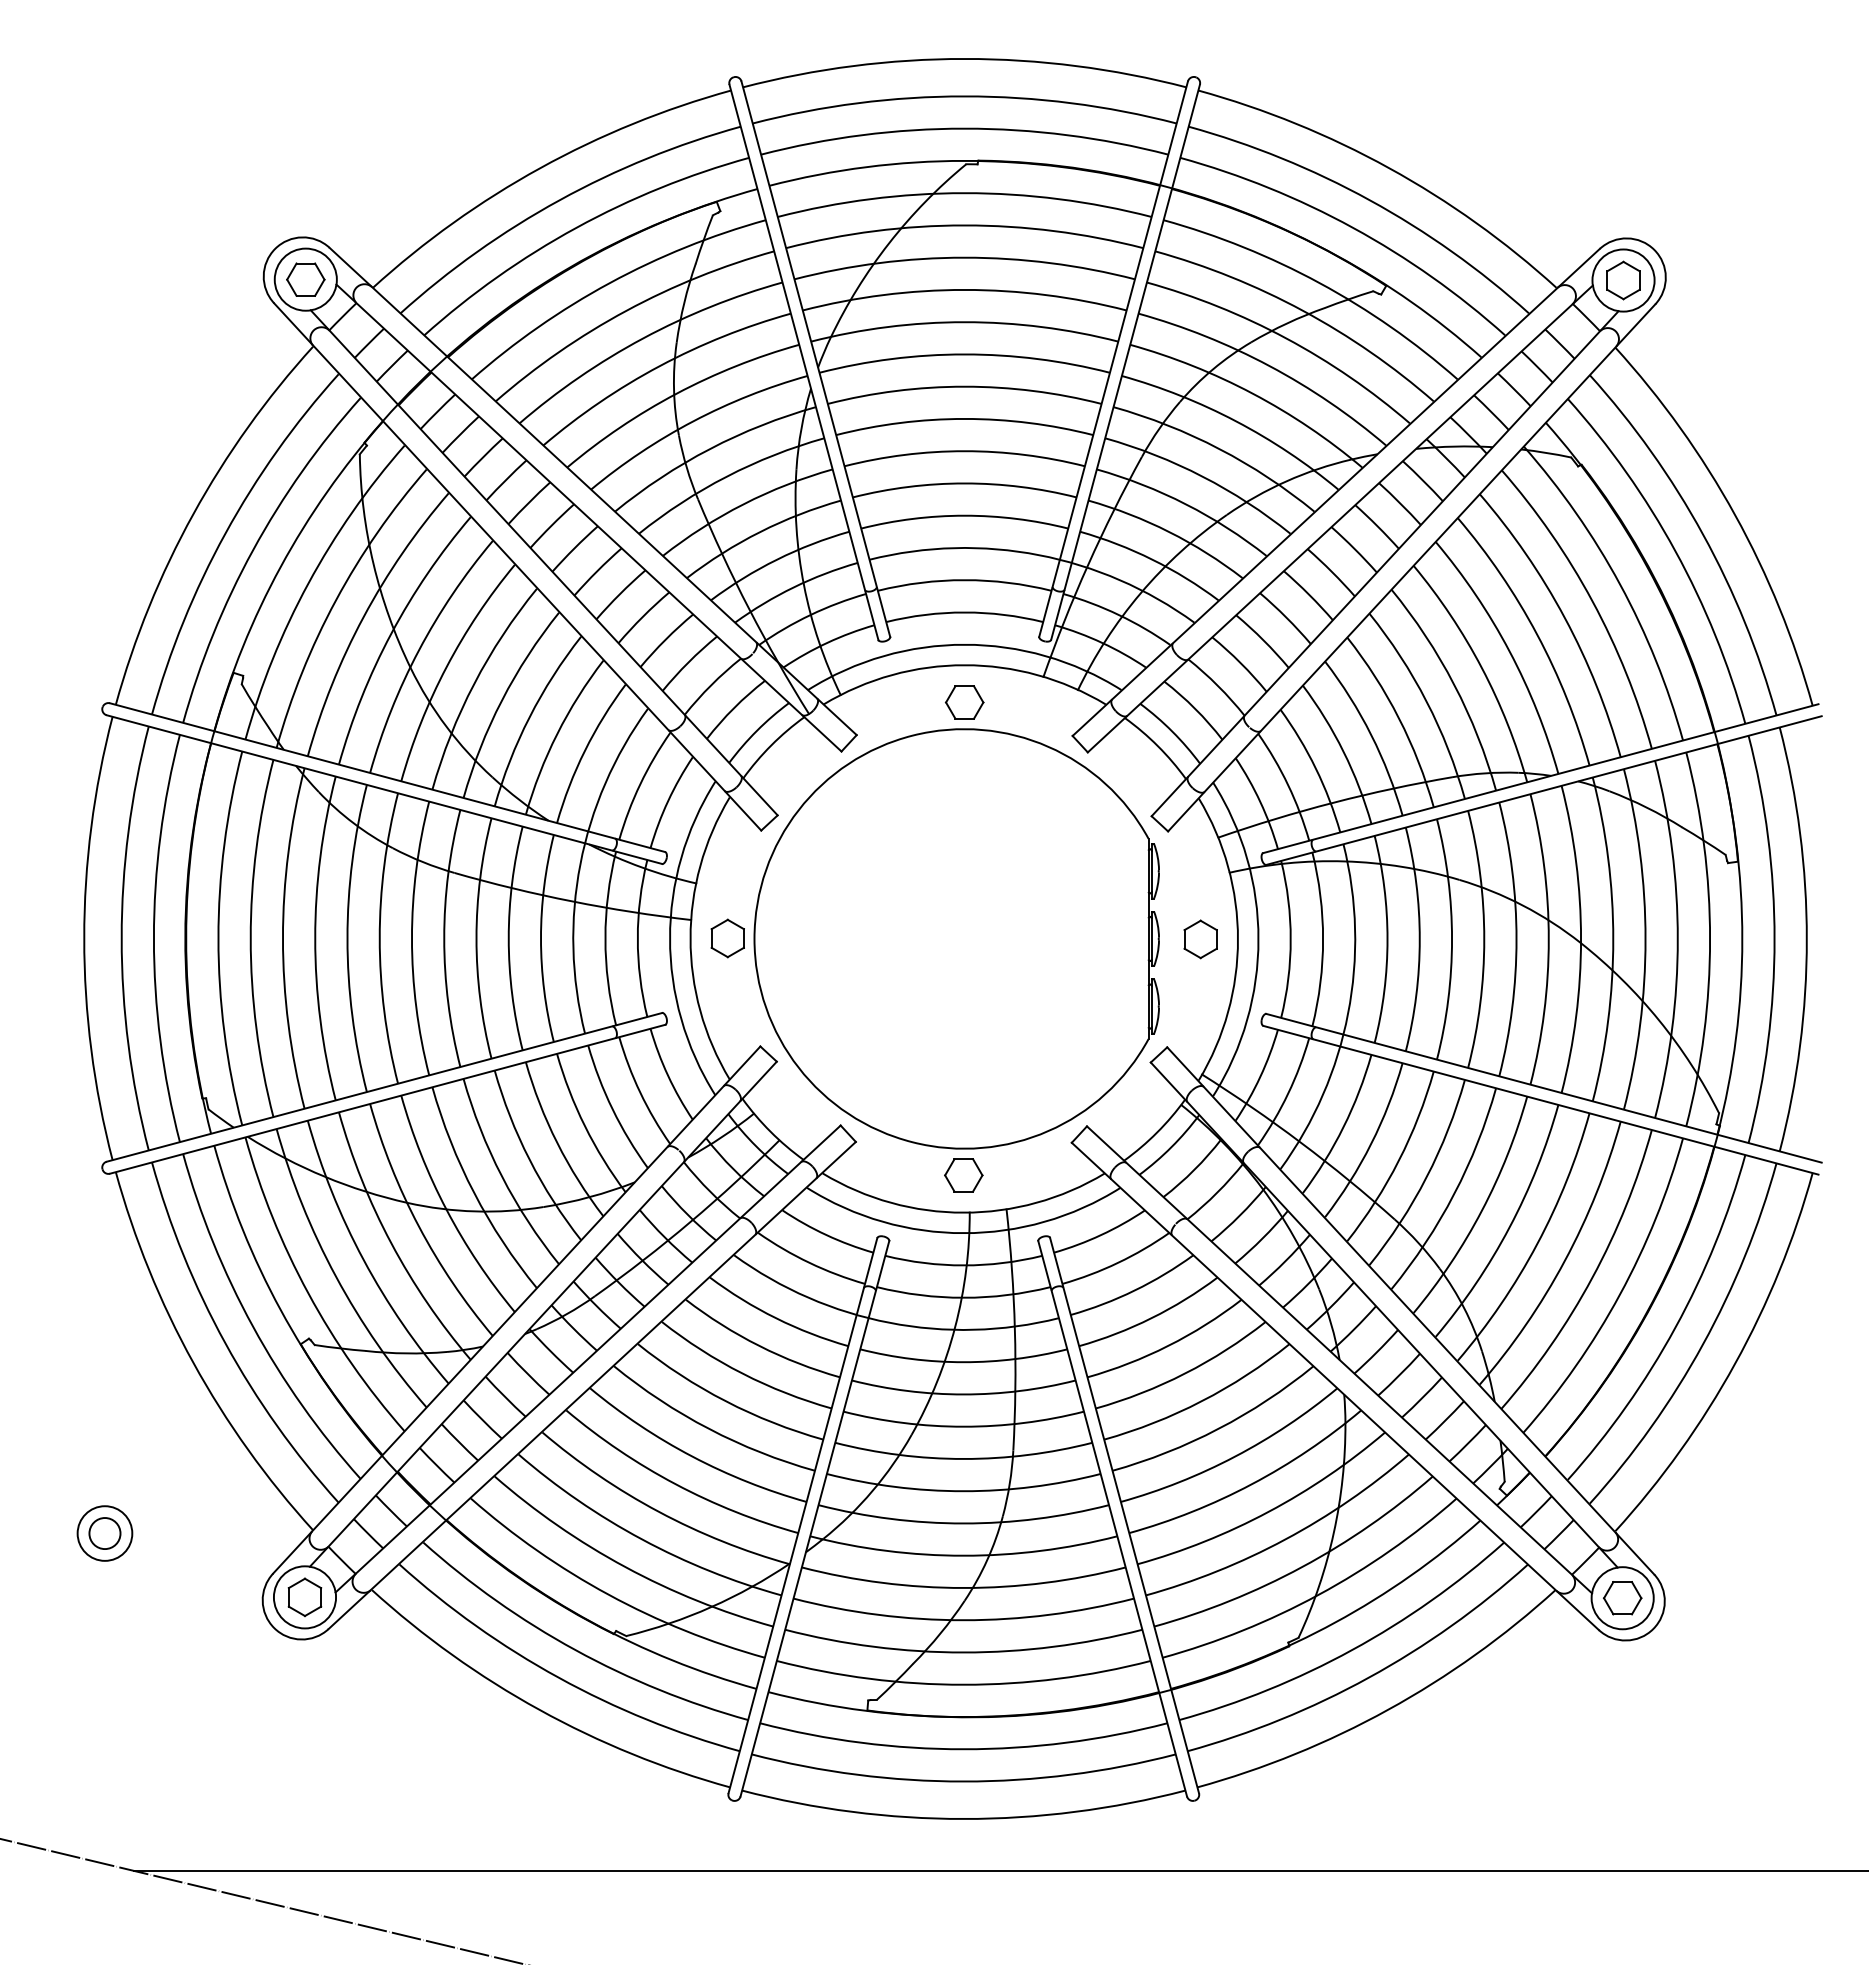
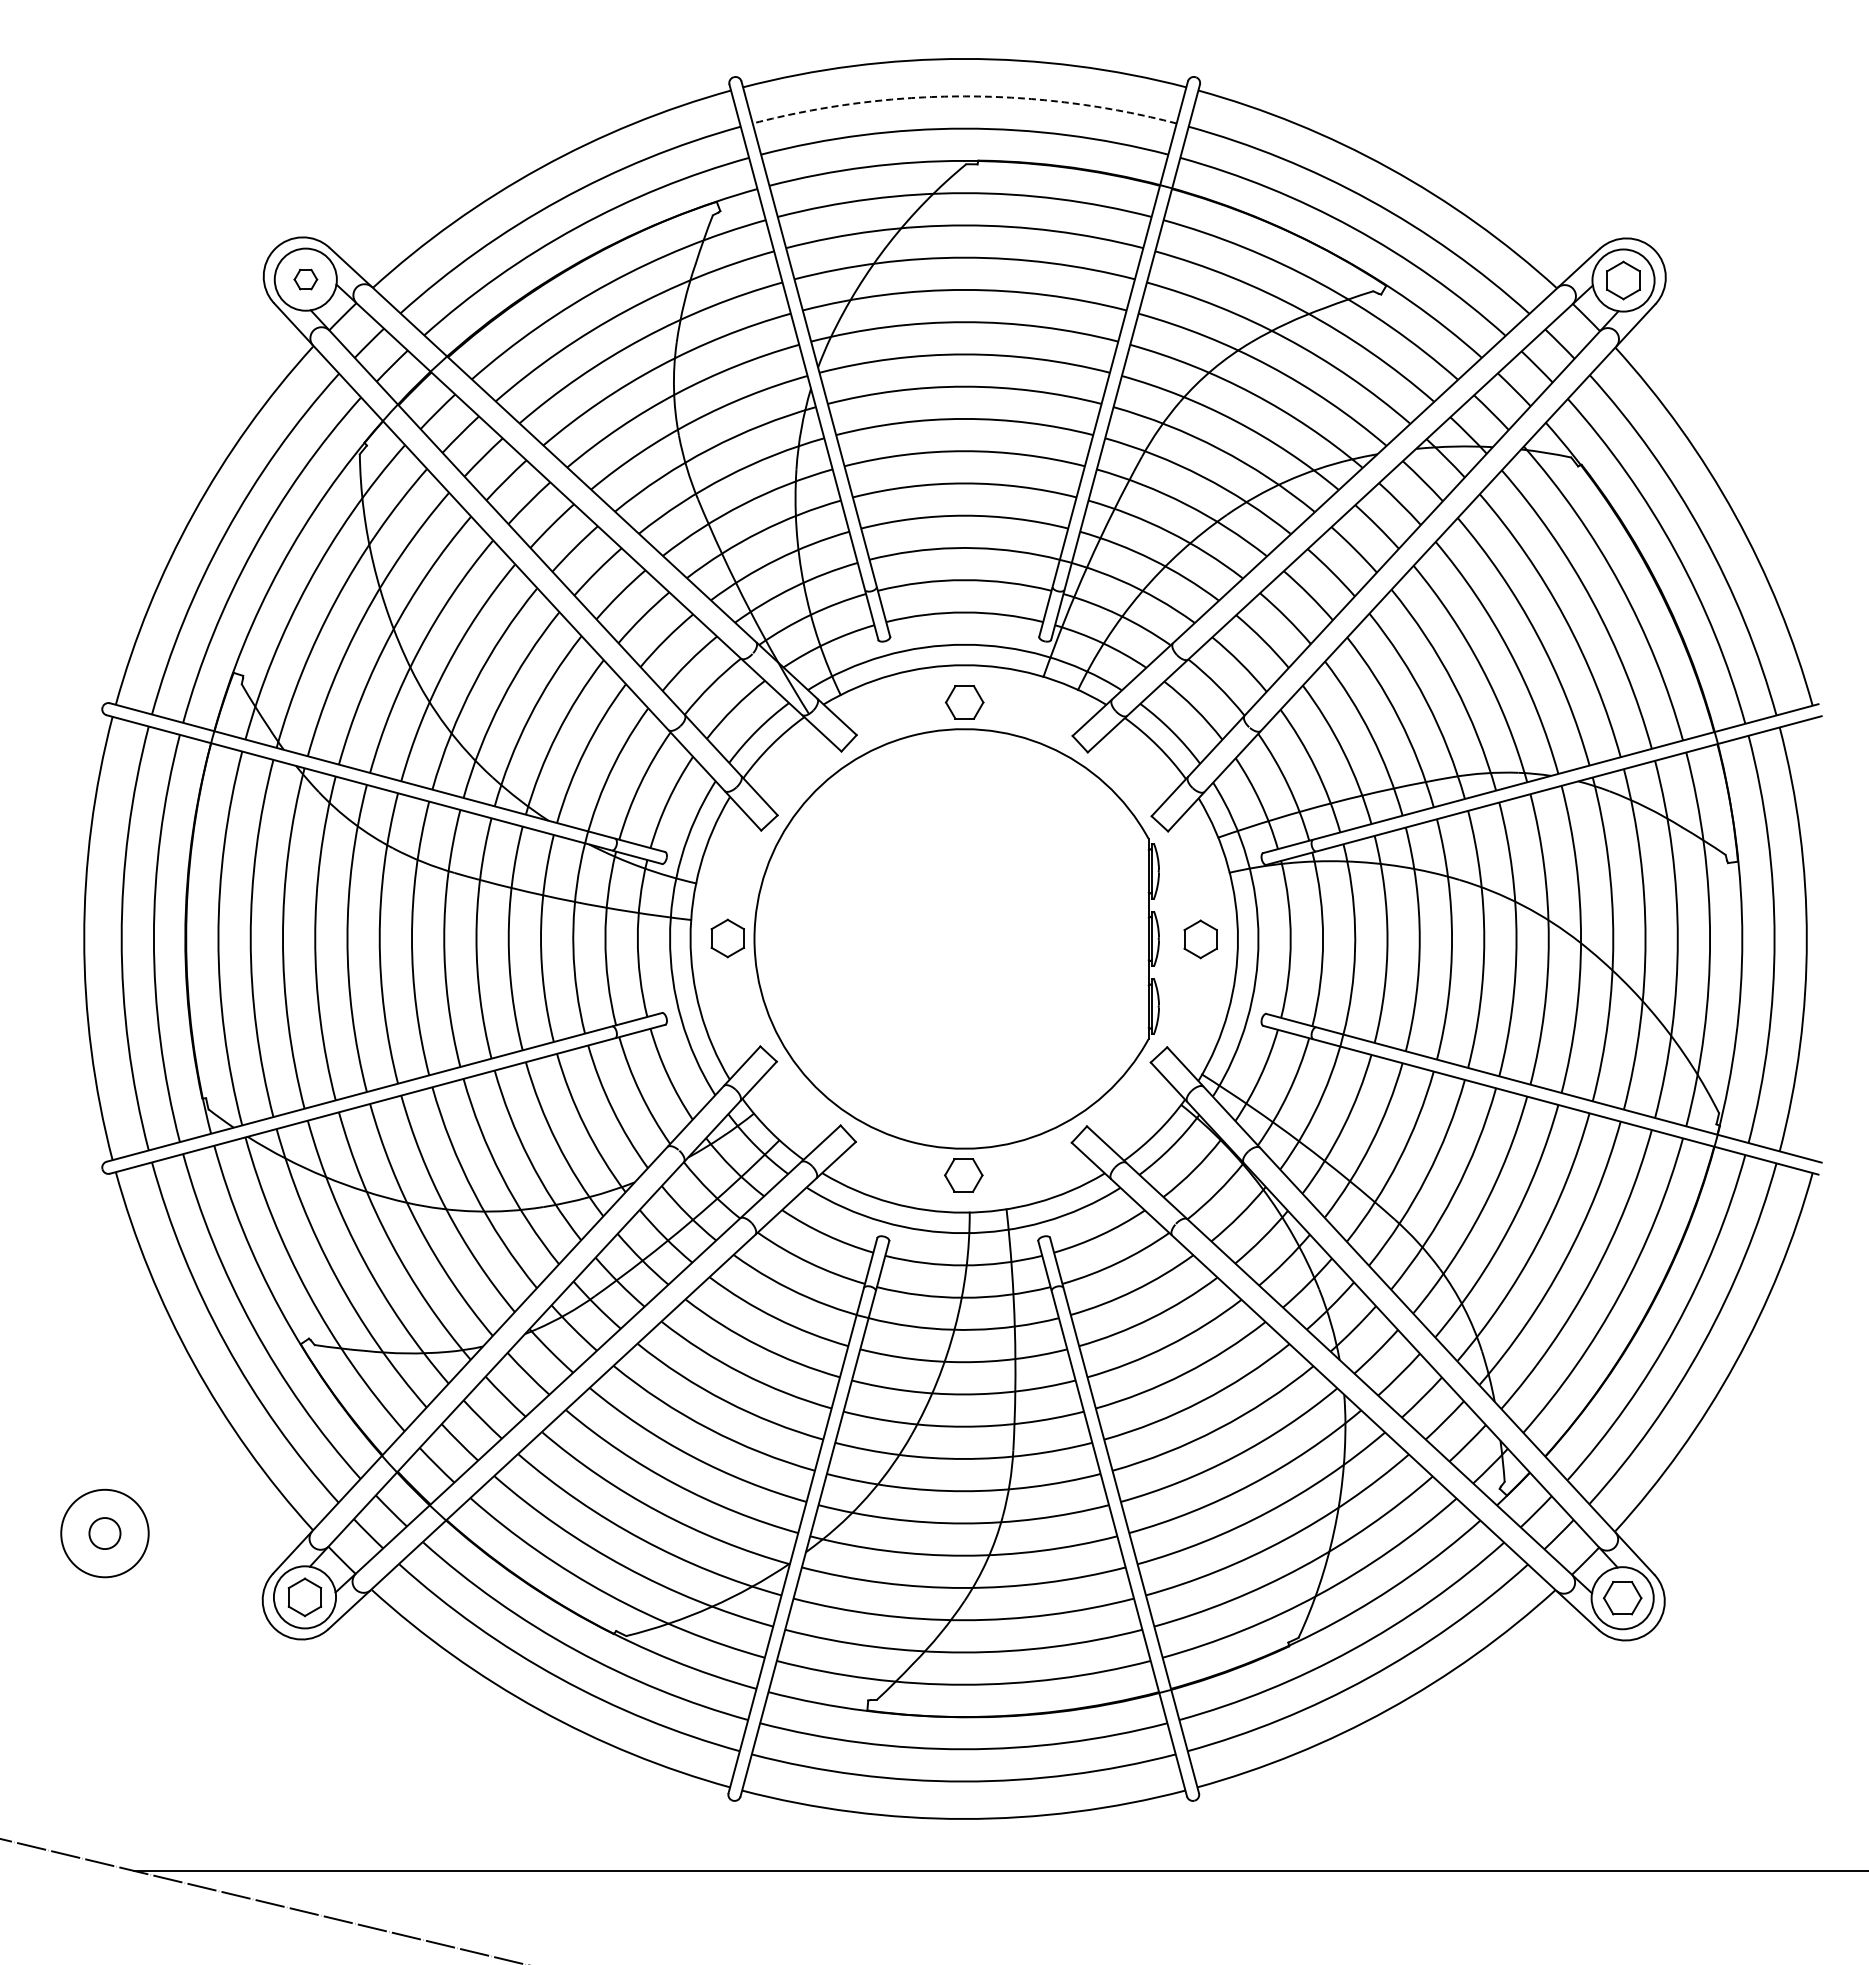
arc: solid -> dashed (964, 96)
part size: 40x35 px -> 26x23 px (305, 279)
circle diameter: 55 px -> 87 px (104, 1533)
